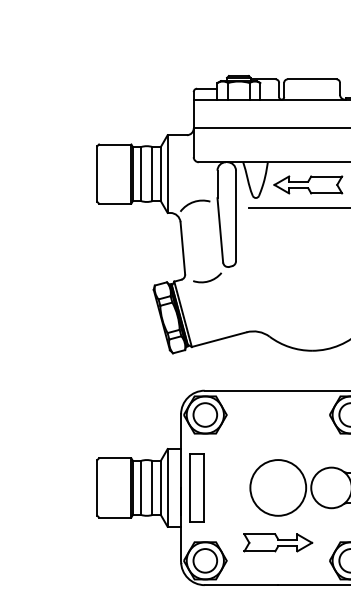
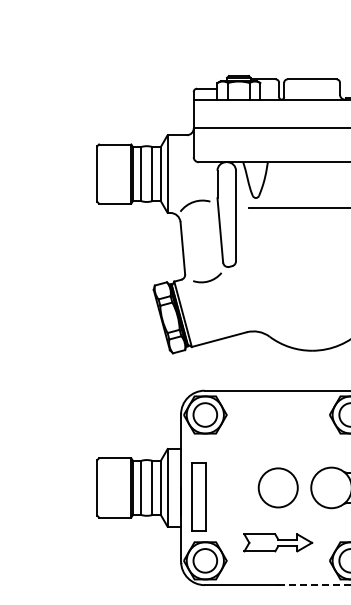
part: present -> none (308, 184)
part position: (196, 487) -> (198, 496) (198, 496)
circle diameter: 56 px -> 39 px (277, 487)
line: solid -> dashed (313, 585)
